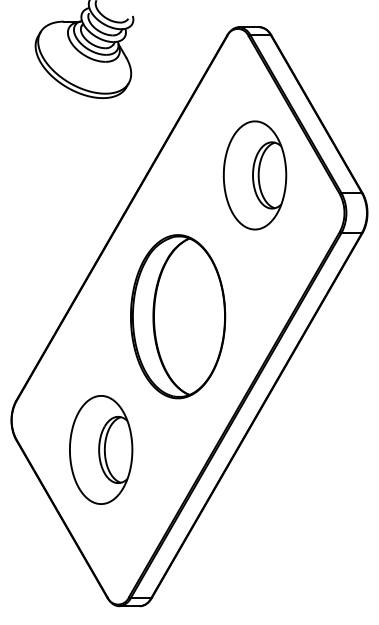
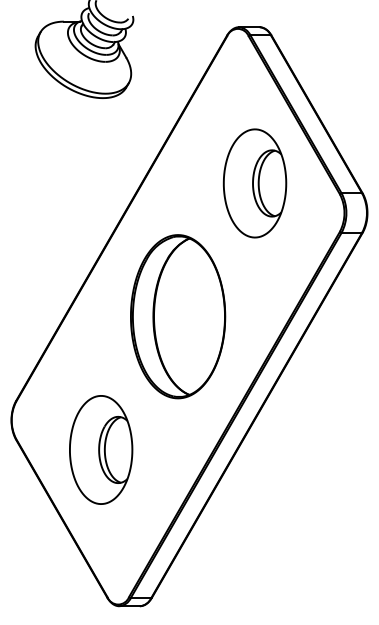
part position: (254, 175) -> (254, 183) (254, 183)
